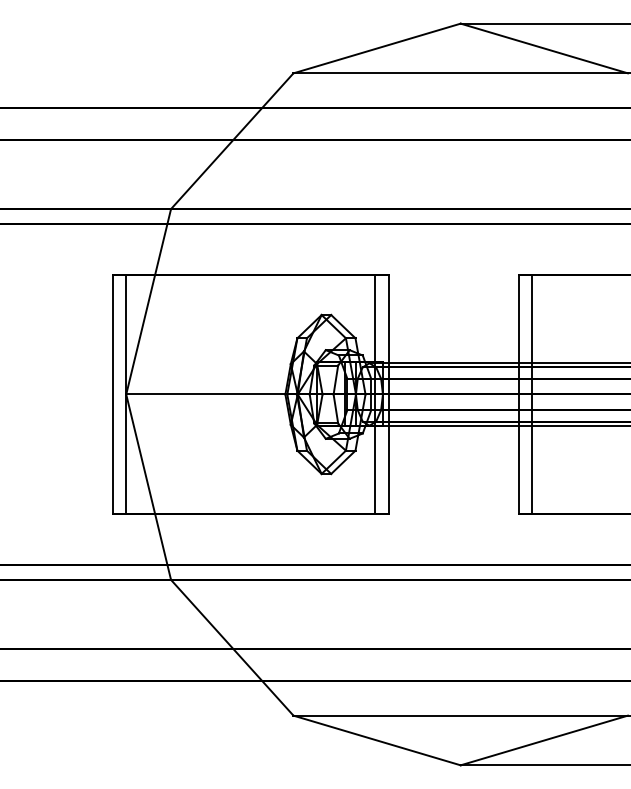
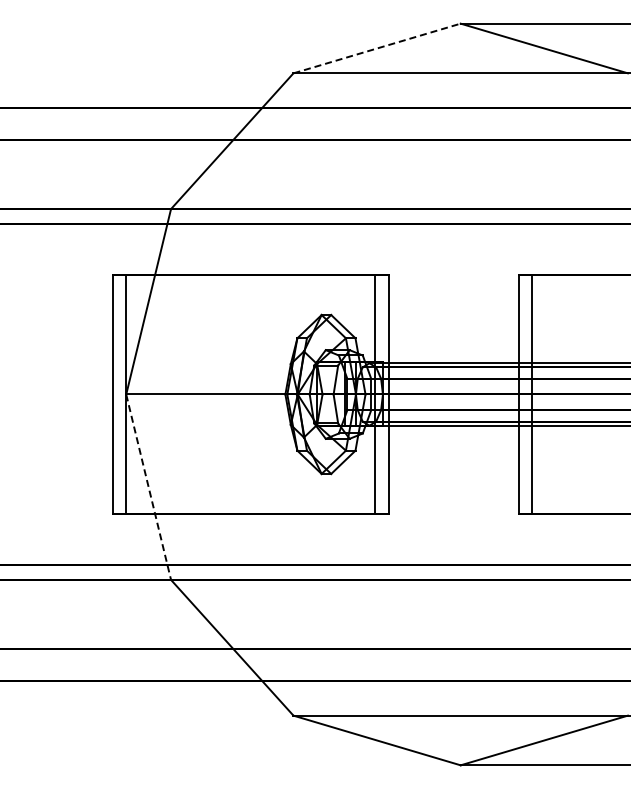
line: solid -> dashed (377, 48)
line: solid -> dashed (148, 487)
